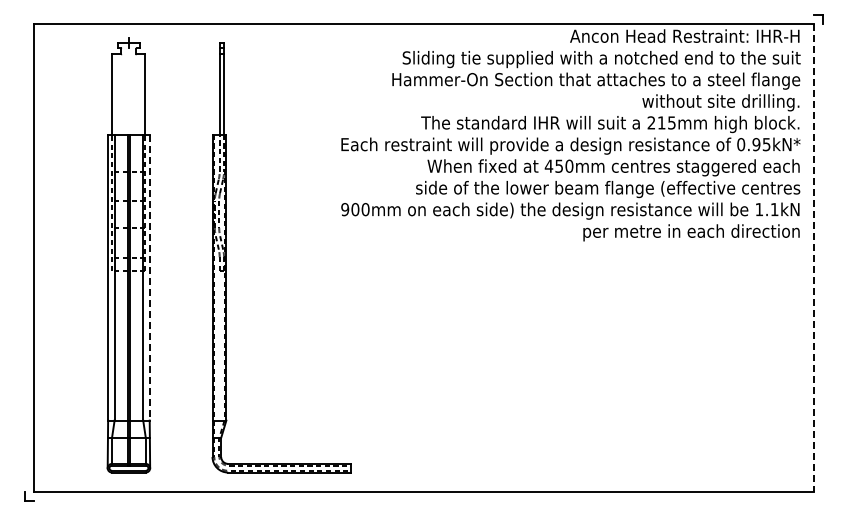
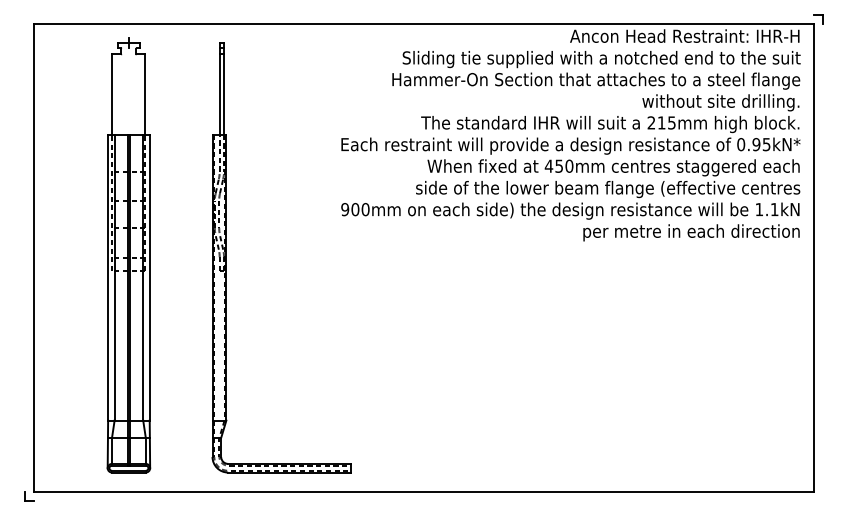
line: dashed -> solid (813, 258)
line: dashed -> solid (149, 277)
